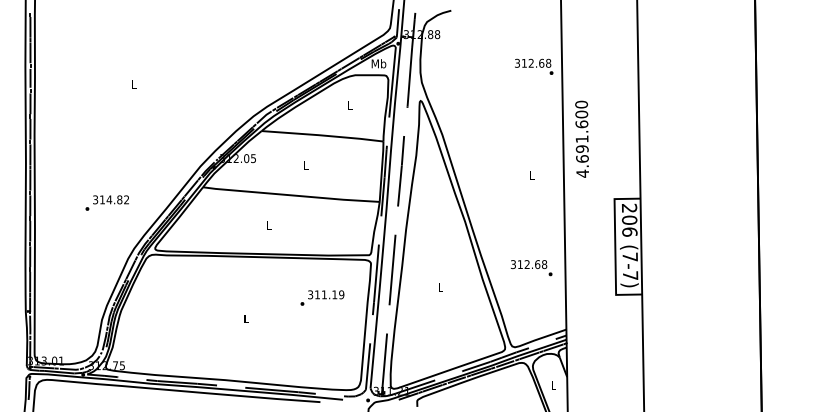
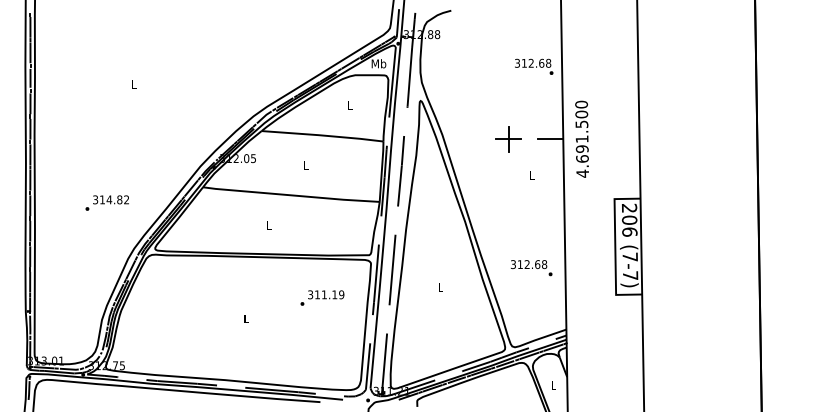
text: 4.691.600 -> 4.691.500 (581, 124)
part: none -> present (508, 139)
line: none -> present (550, 139)
